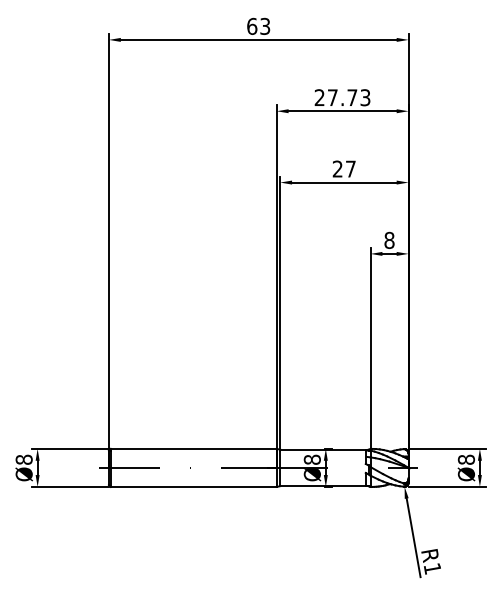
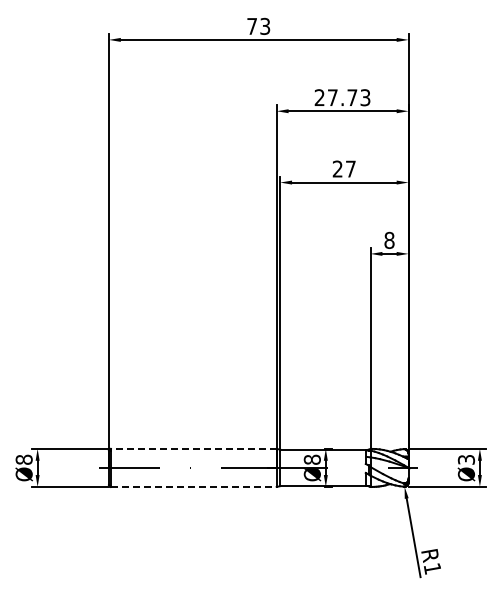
text: 63 -> 73 (252, 25)
line: solid -> dashed (193, 448)
text: Ø8 -> Ø3 (466, 459)
line: solid -> dashed (193, 486)
